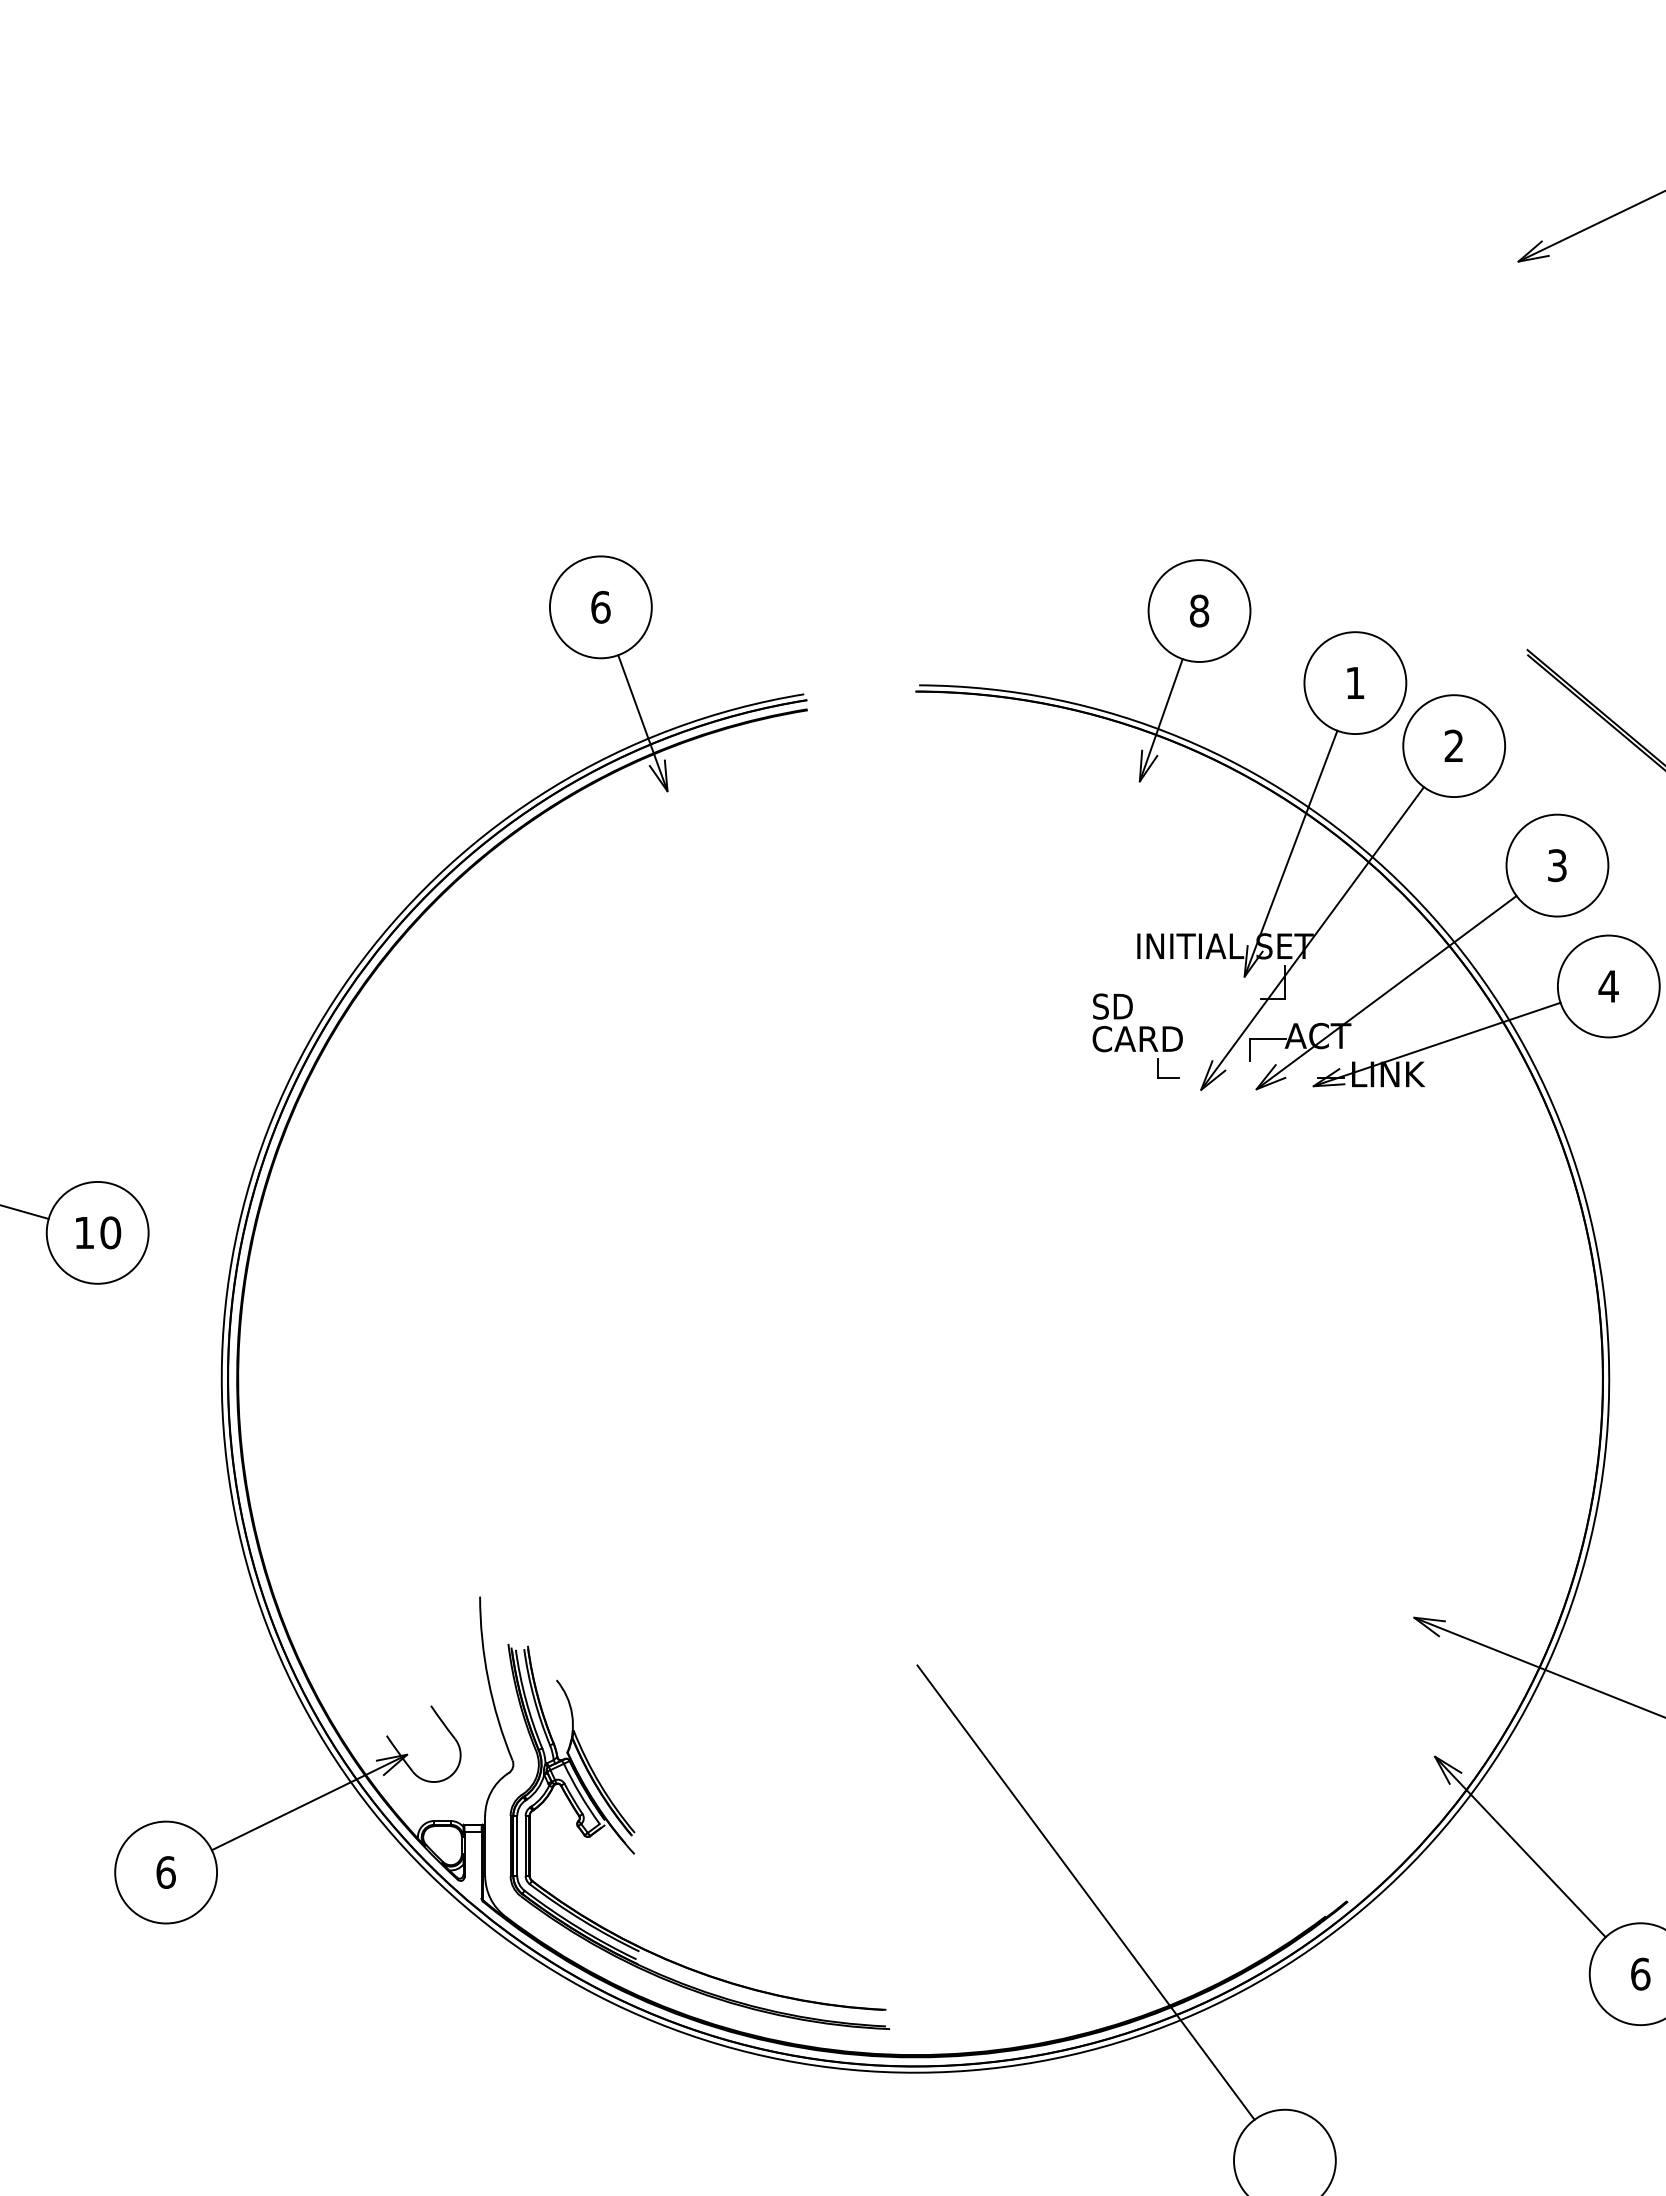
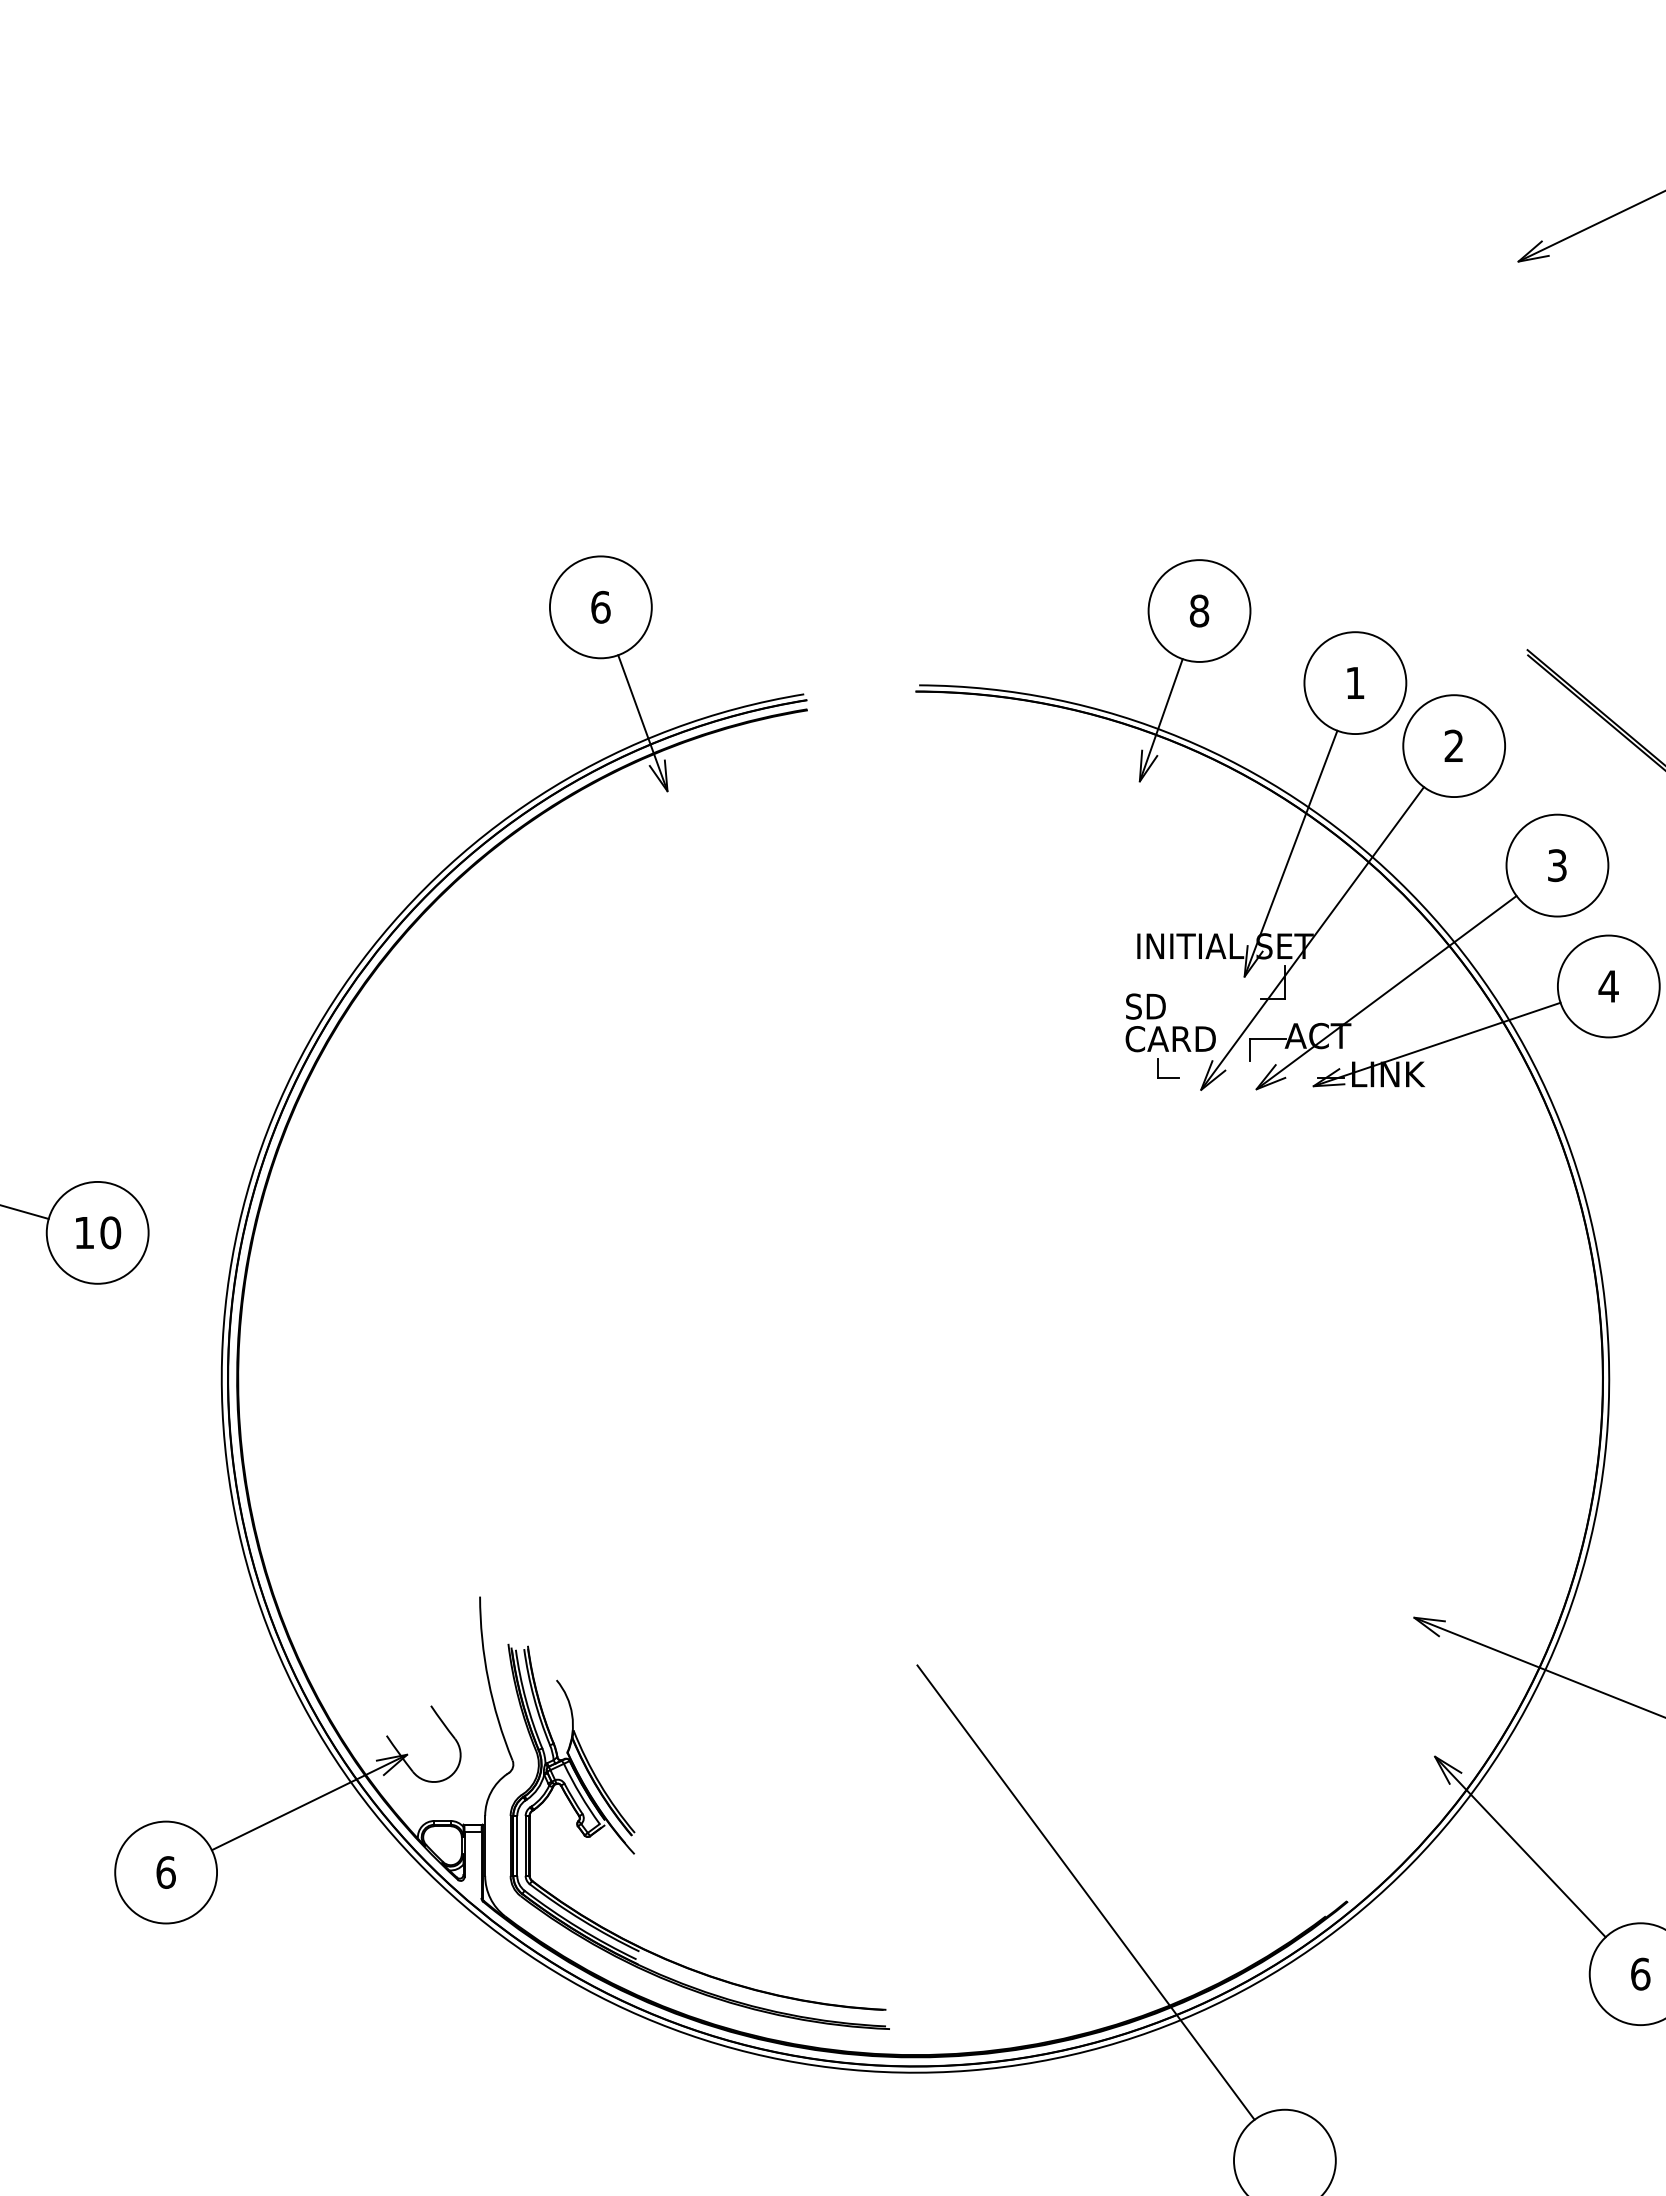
text position: (1137, 1022) -> (1170, 1022) (1170, 1022)
